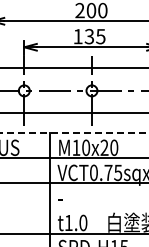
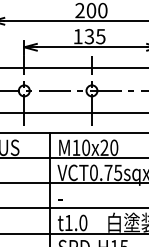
line: dashed -> solid (74, 133)
line: none -> present (73, 208)
